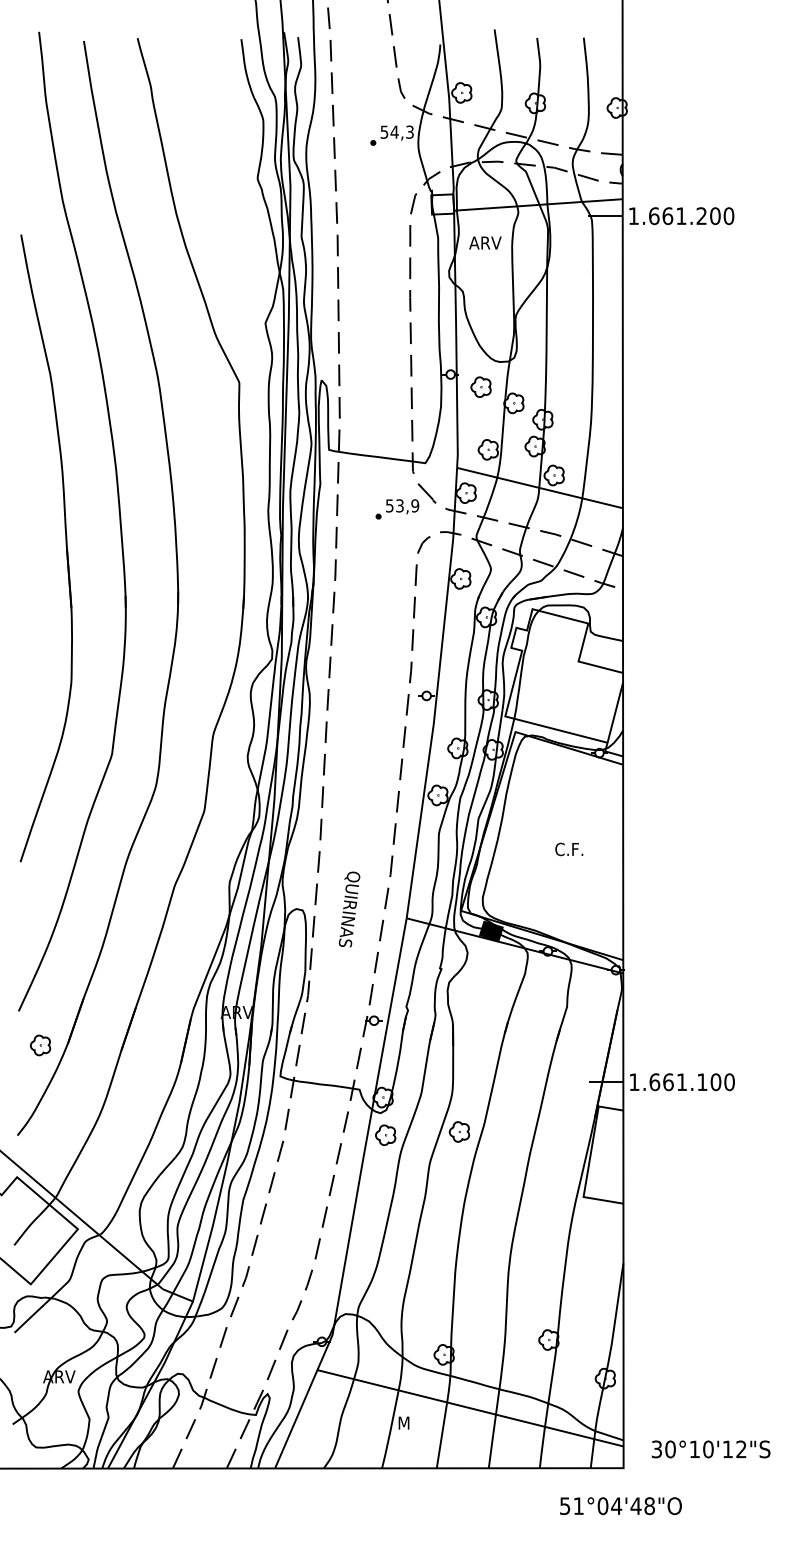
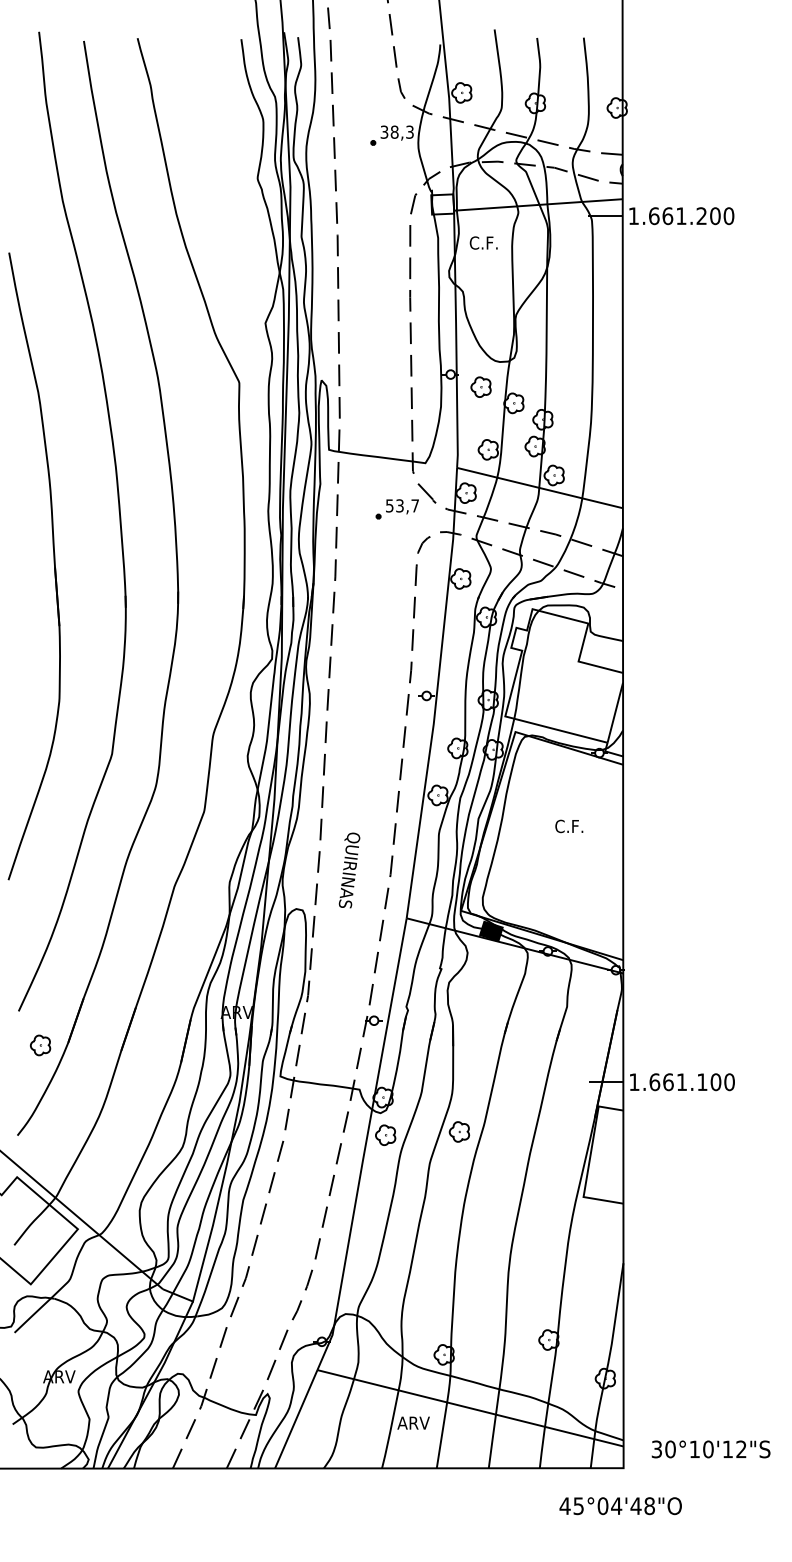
text: 54,3 -> 38,3 (389, 131)
text: ARV -> C.F. (485, 242)
text: 53,9 -> 53,7 (415, 505)
part position: (65, 545) -> (53, 563) (53, 563)
text position: (569, 849) -> (569, 826) (569, 826)
text position: (349, 909) -> (349, 870) (349, 870)
text: M -> ARV (413, 1422)
text: 51°04'48"O -> 45°04'48"O (571, 1506)
